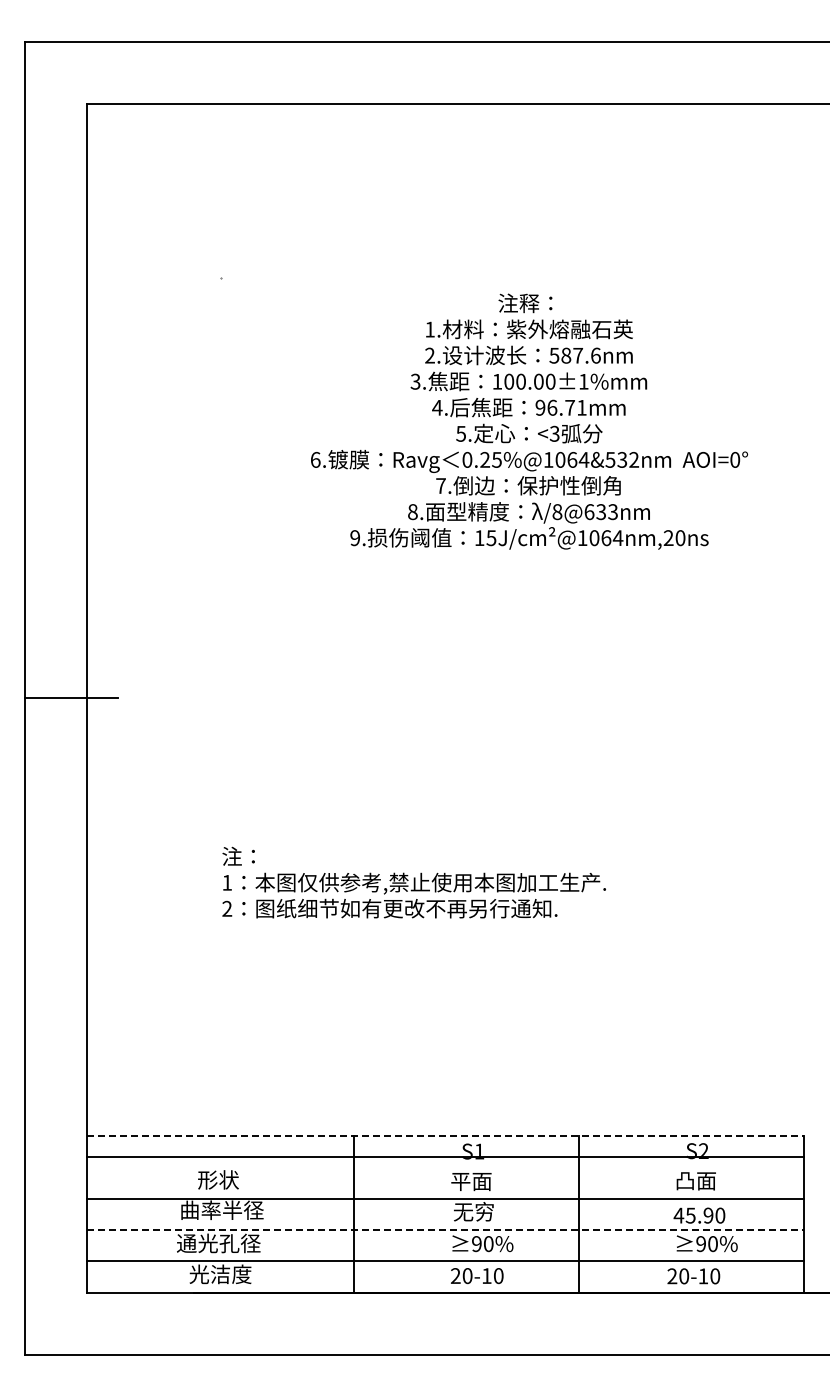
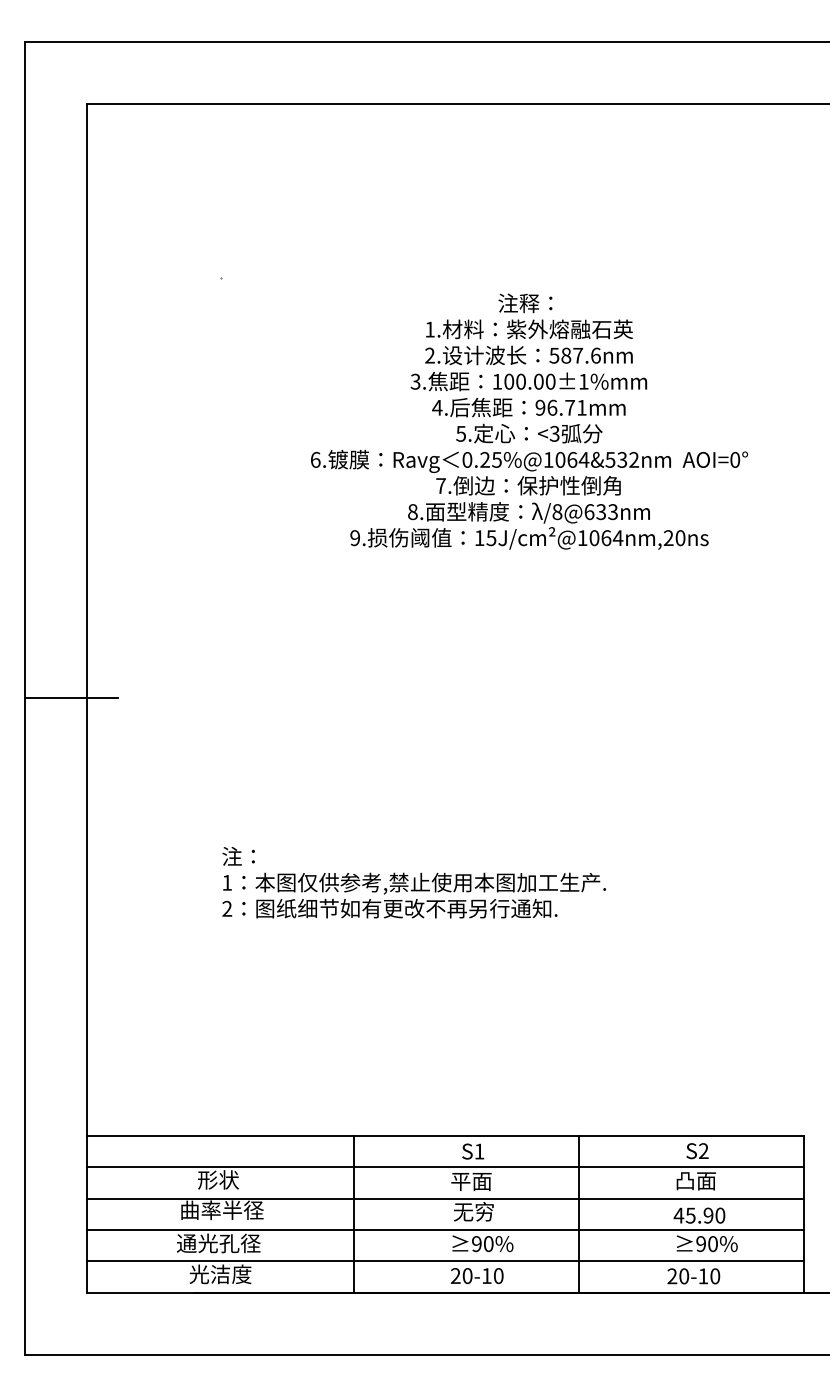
line: dashed -> solid (446, 1136)
line position: (445, 1157) -> (445, 1167) (445, 1167)
line: dashed -> solid (446, 1230)
